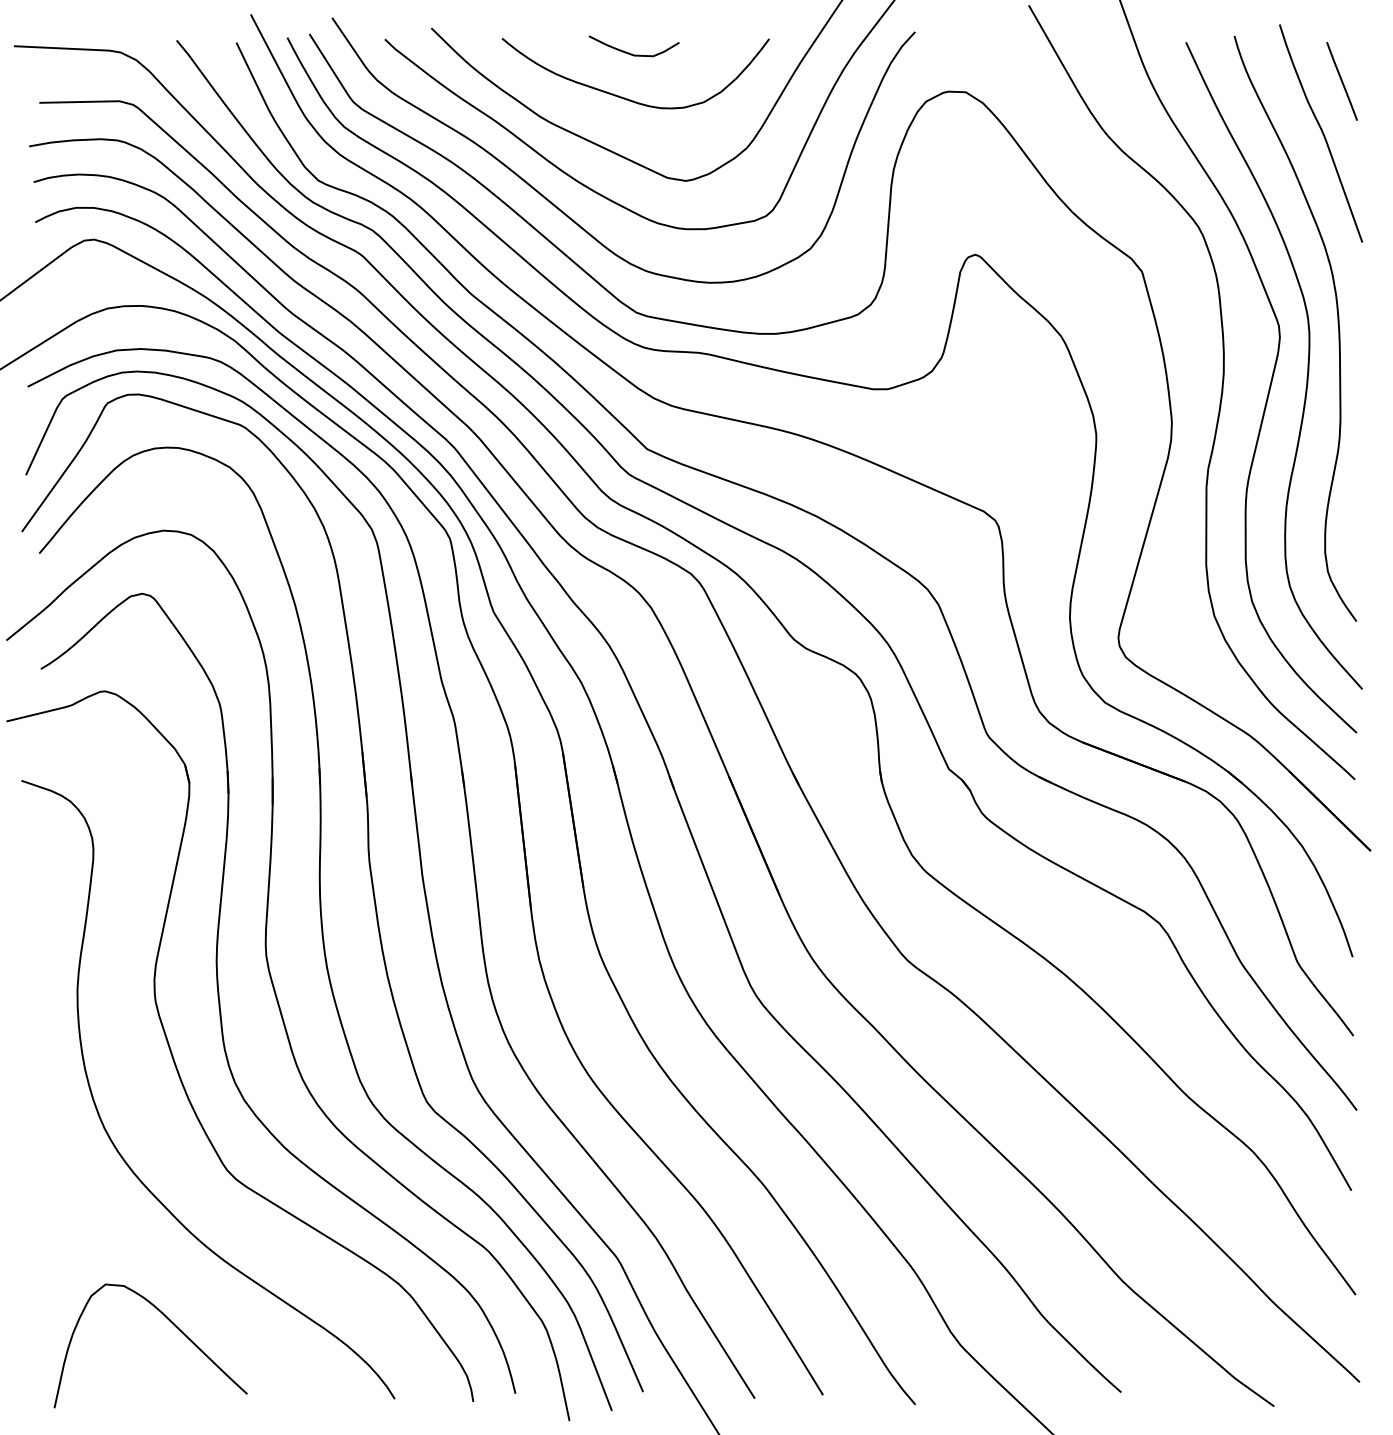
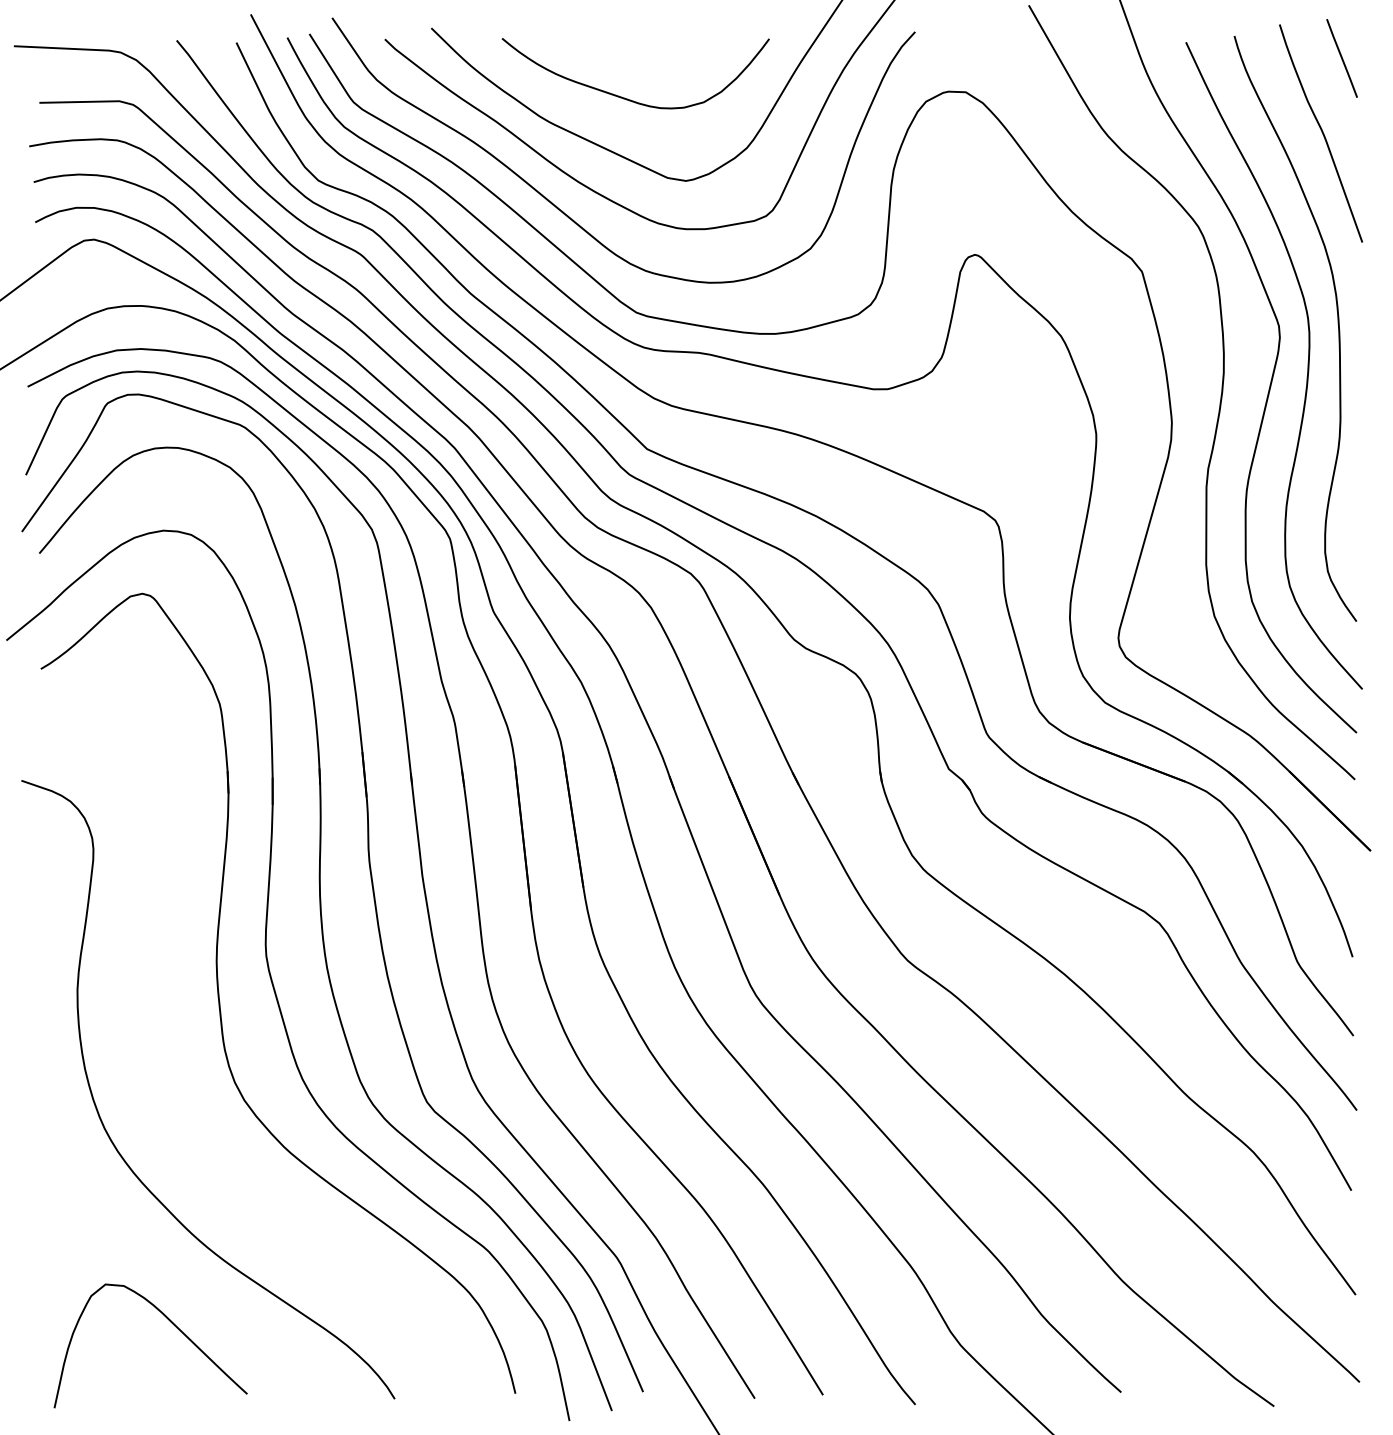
curve: present -> none (632, 53)
line position: (1341, 81) -> (1341, 58) (1341, 58)
part: present -> none (179, 1072)
